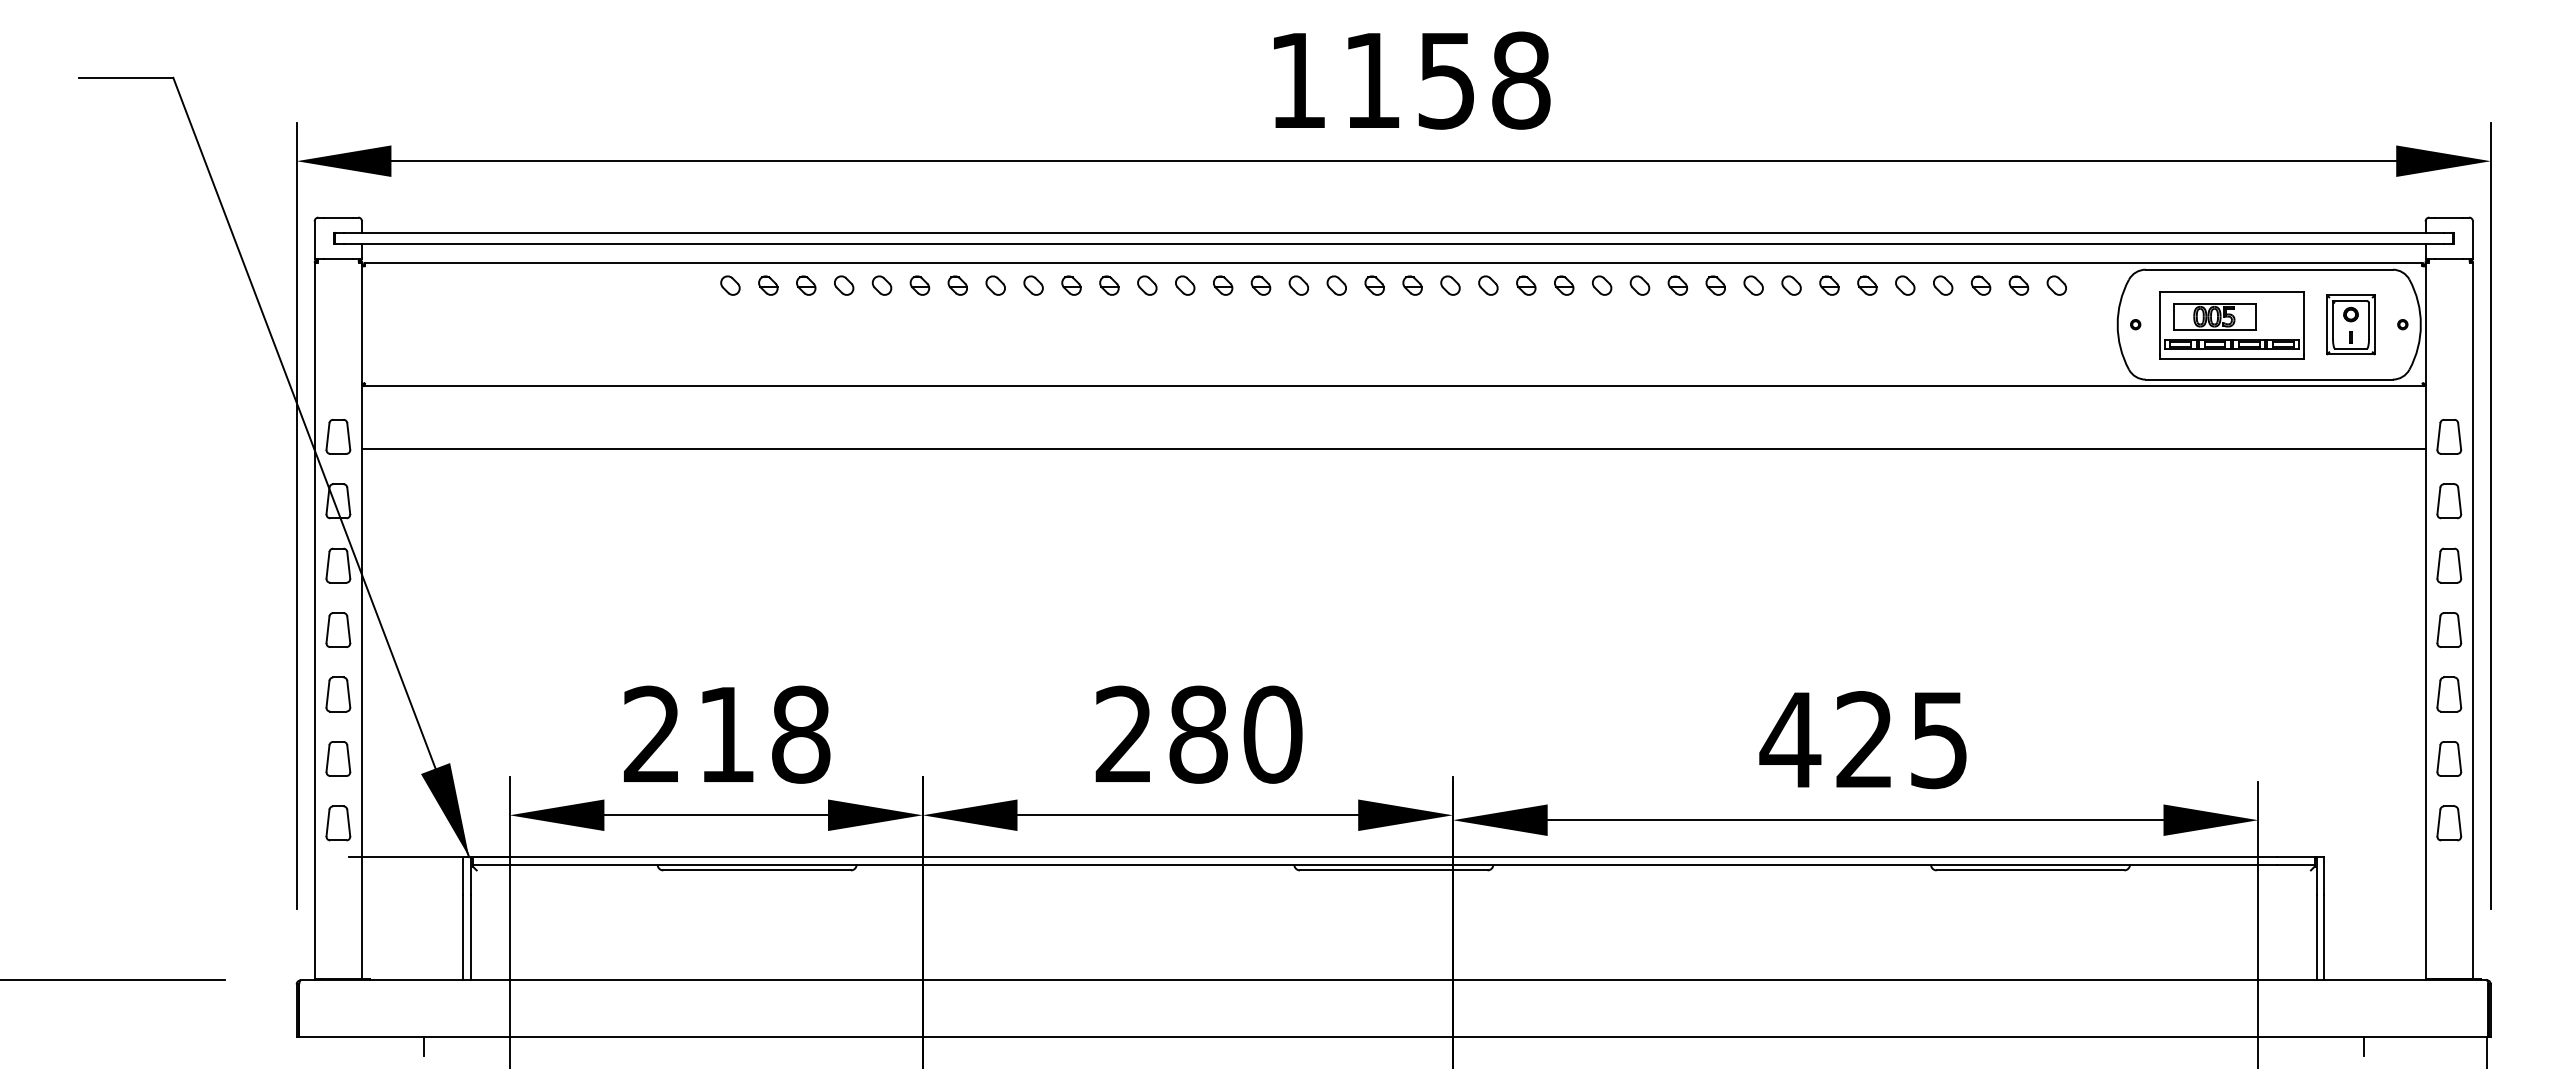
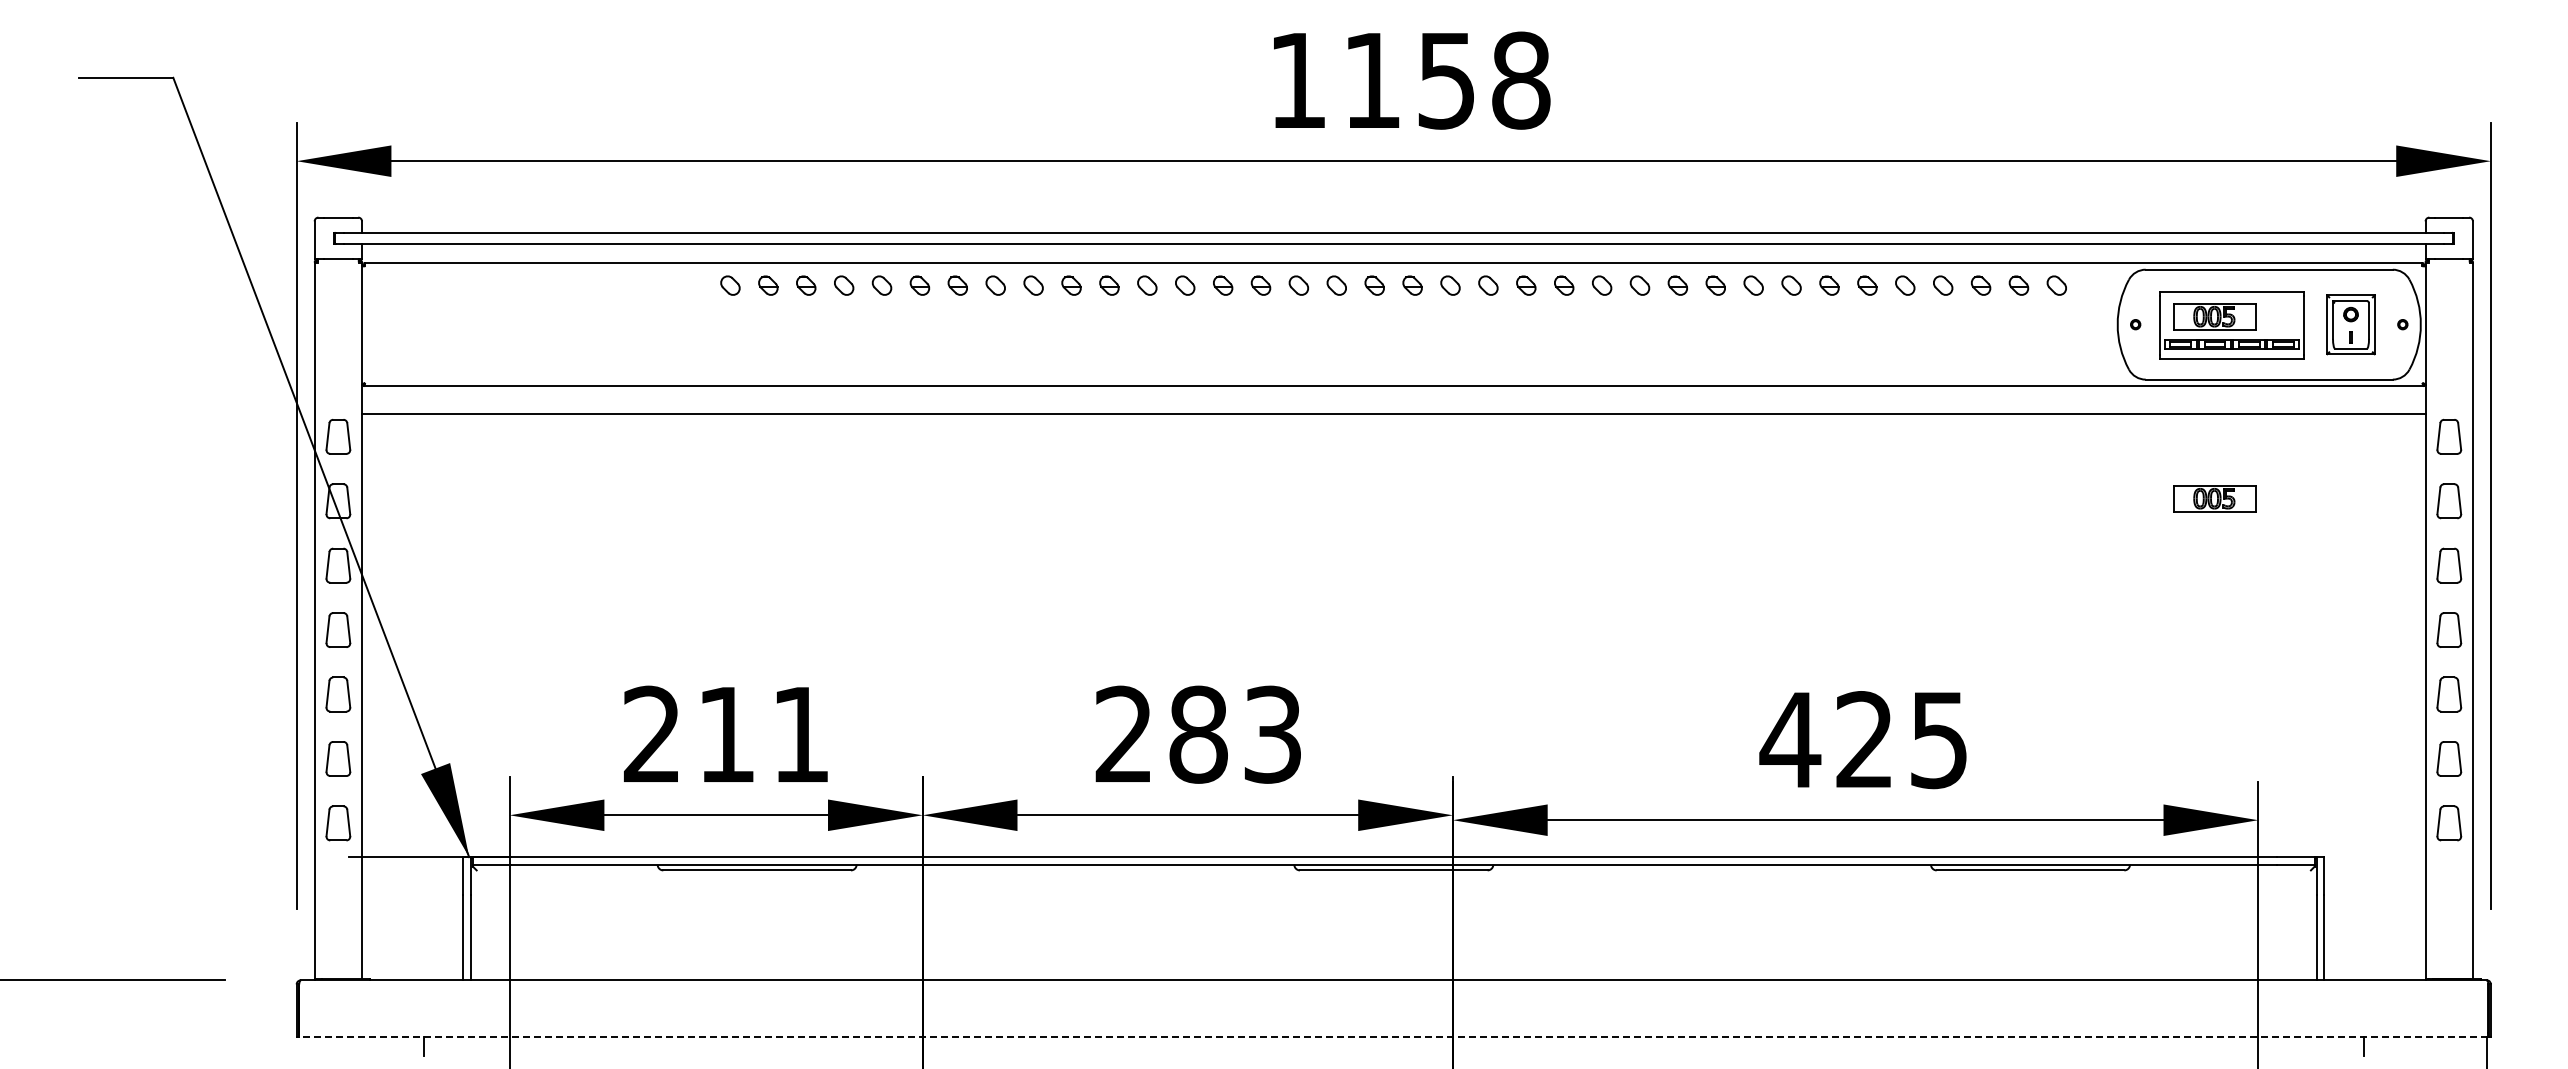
line position: (1393, 448) -> (1393, 413) (1393, 413)
part: none -> present (2214, 498)
text: 218 -> 211 (801, 734)
text: 280 -> 283 (1272, 734)
line: solid -> dashed (1393, 1037)
